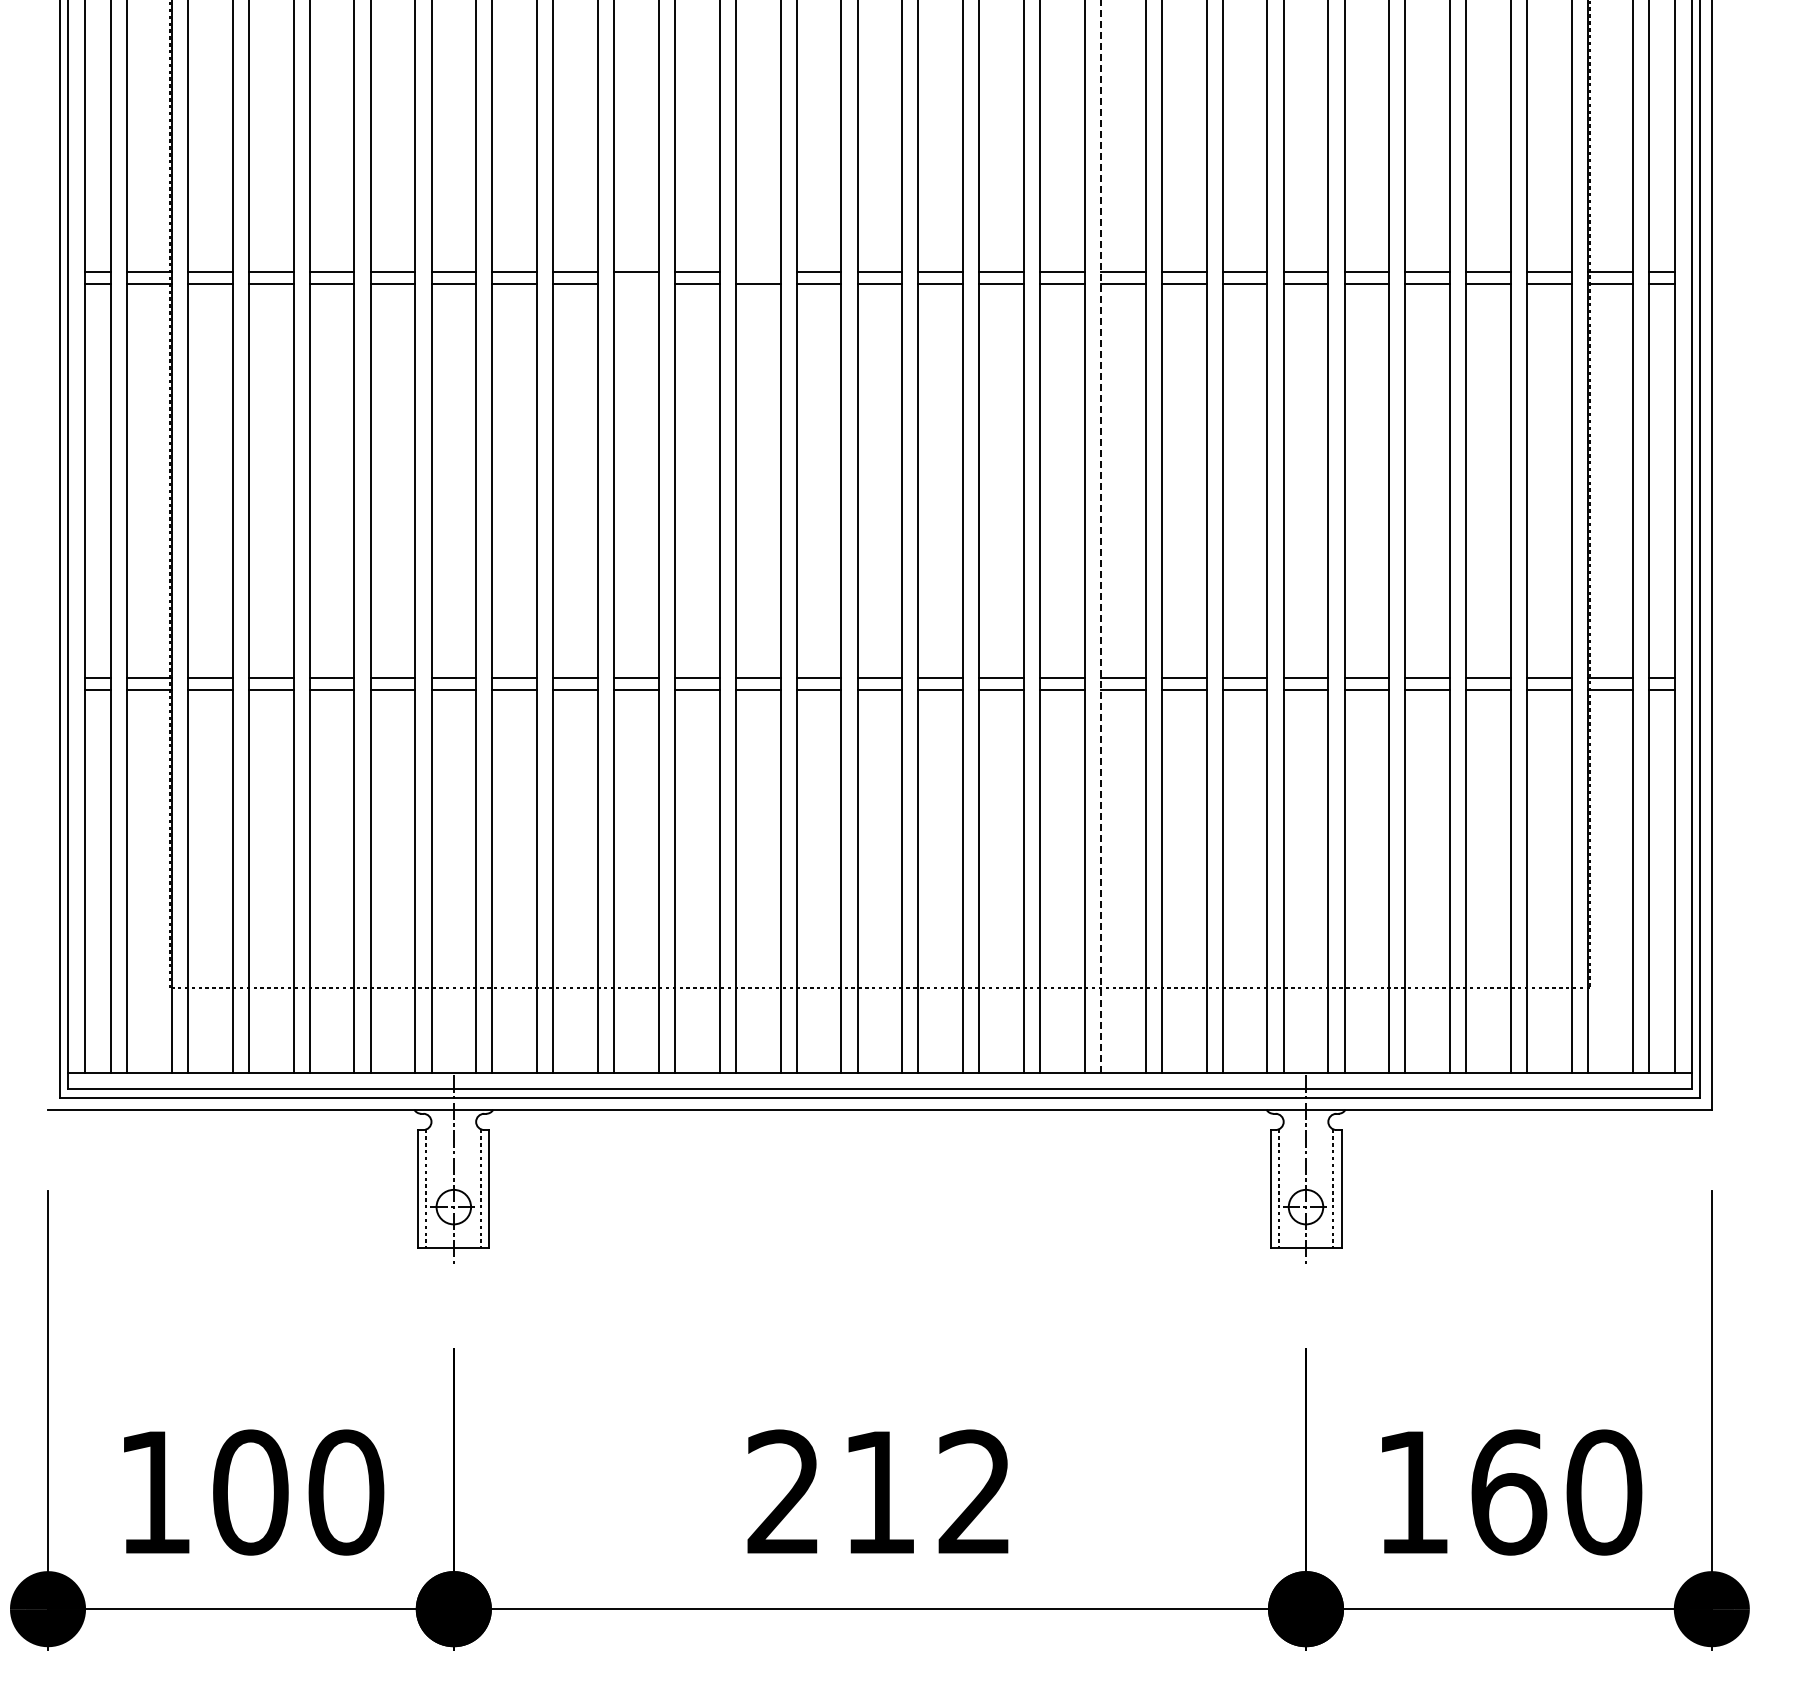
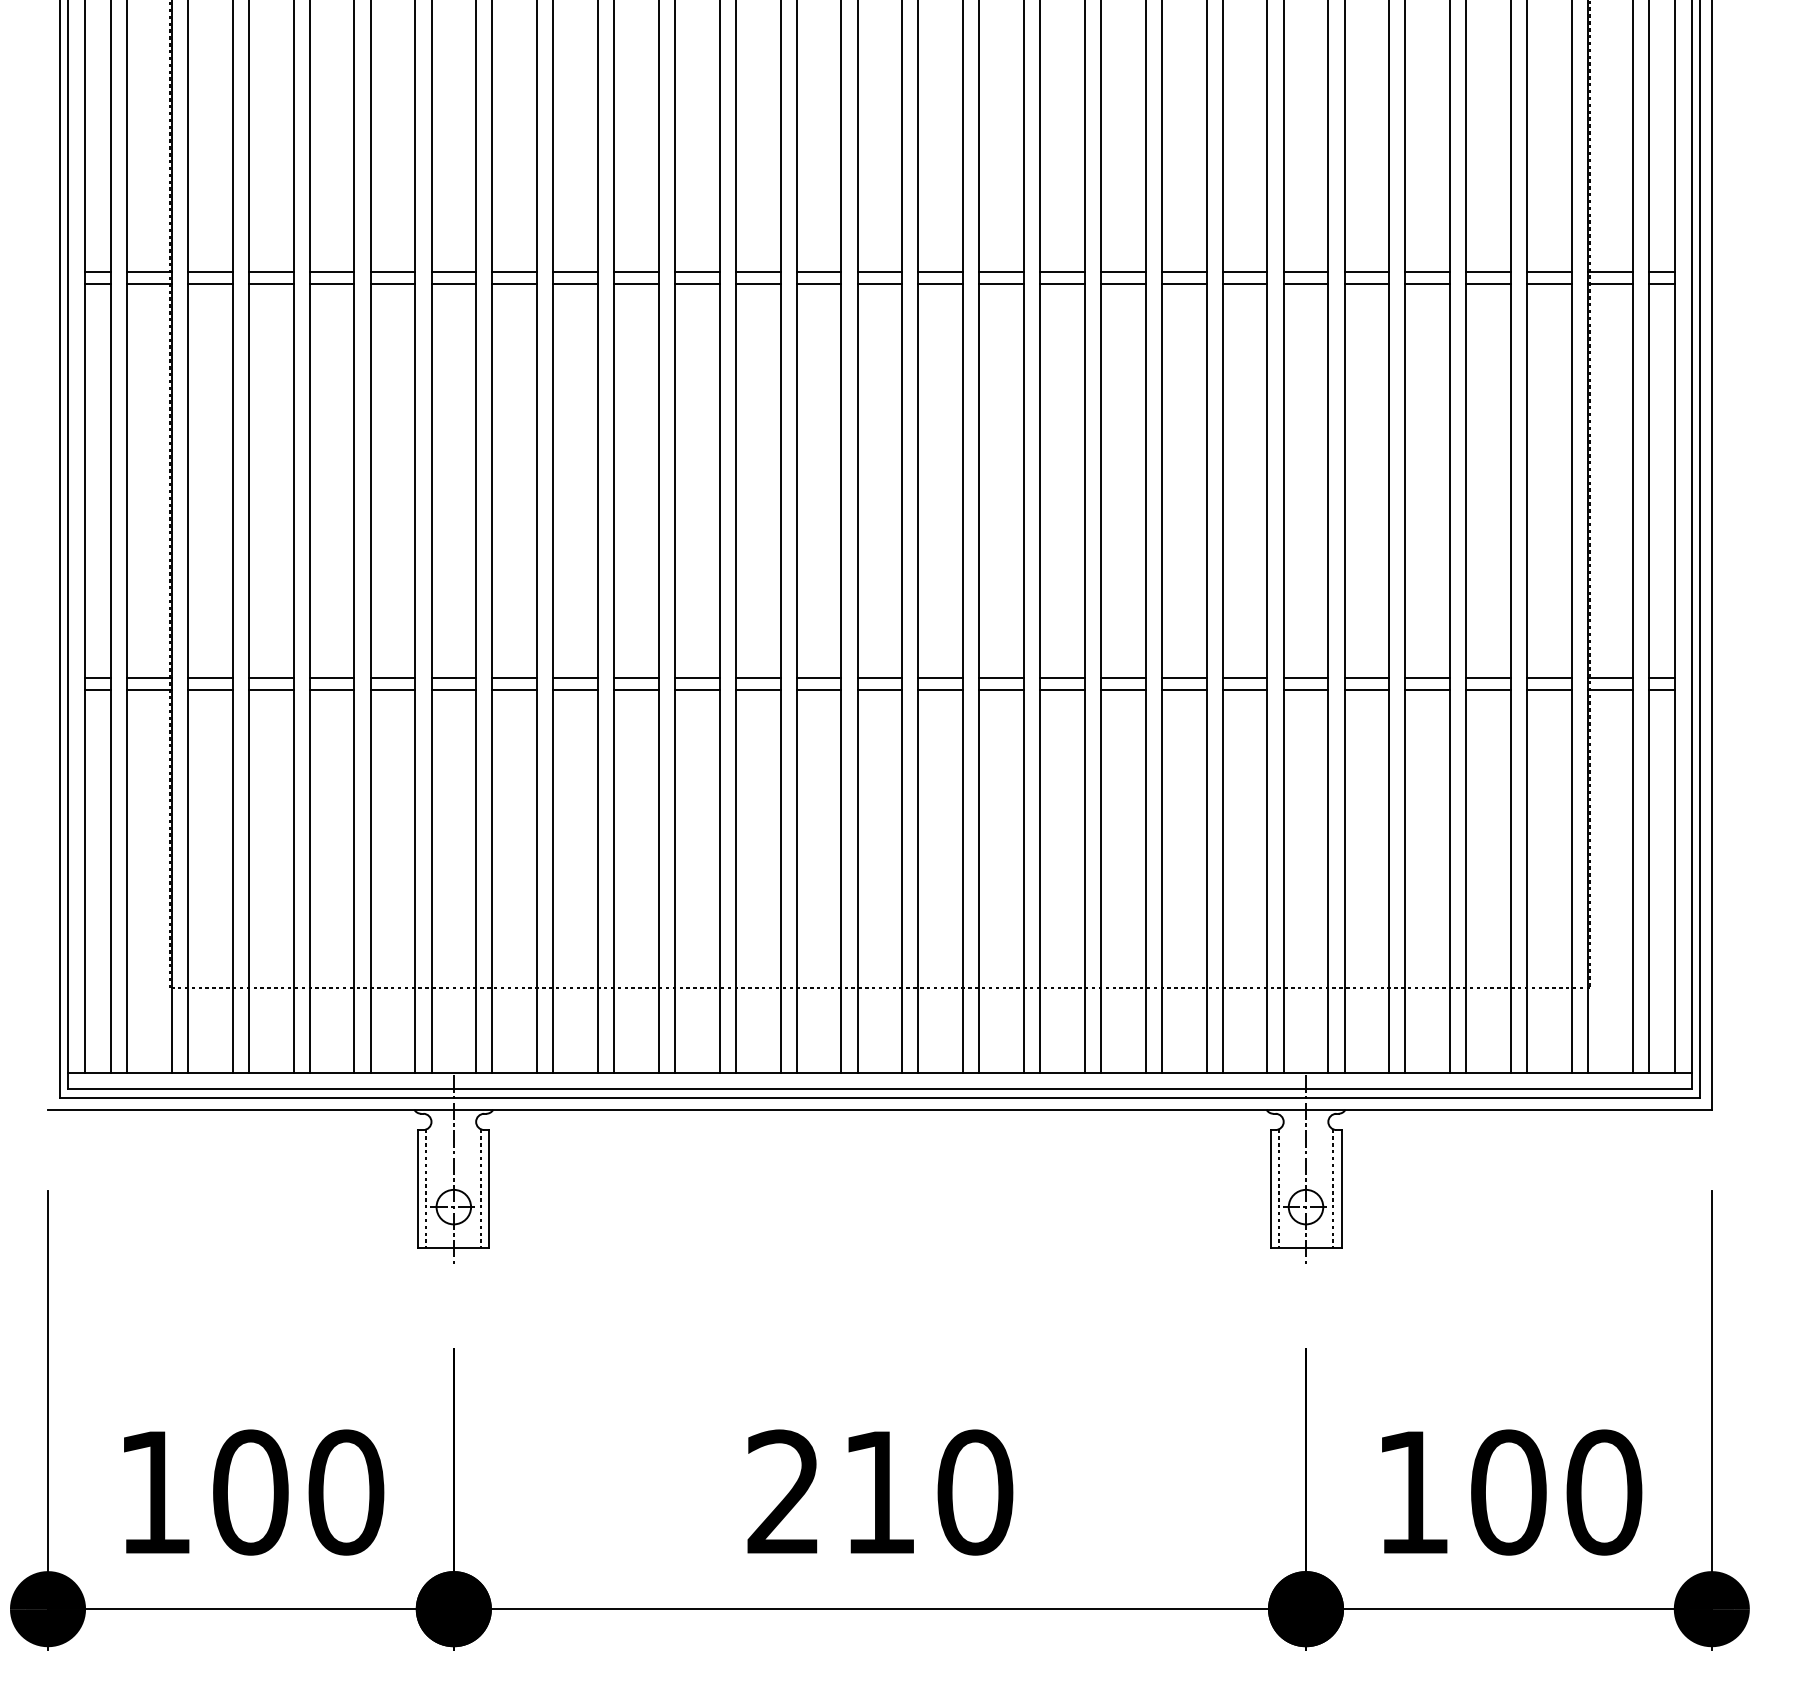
line: none -> present (757, 271)
line: none -> present (636, 283)
line: dashed -> solid (1101, 536)
text: 212 -> 210 (975, 1492)
text: 160 -> 100 (1509, 1492)
